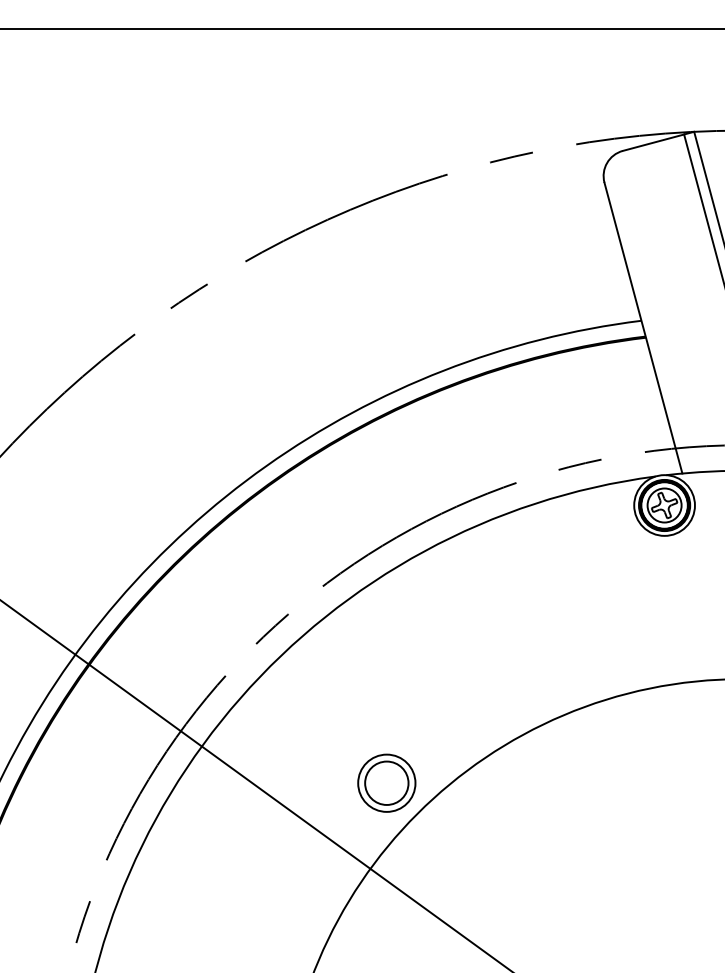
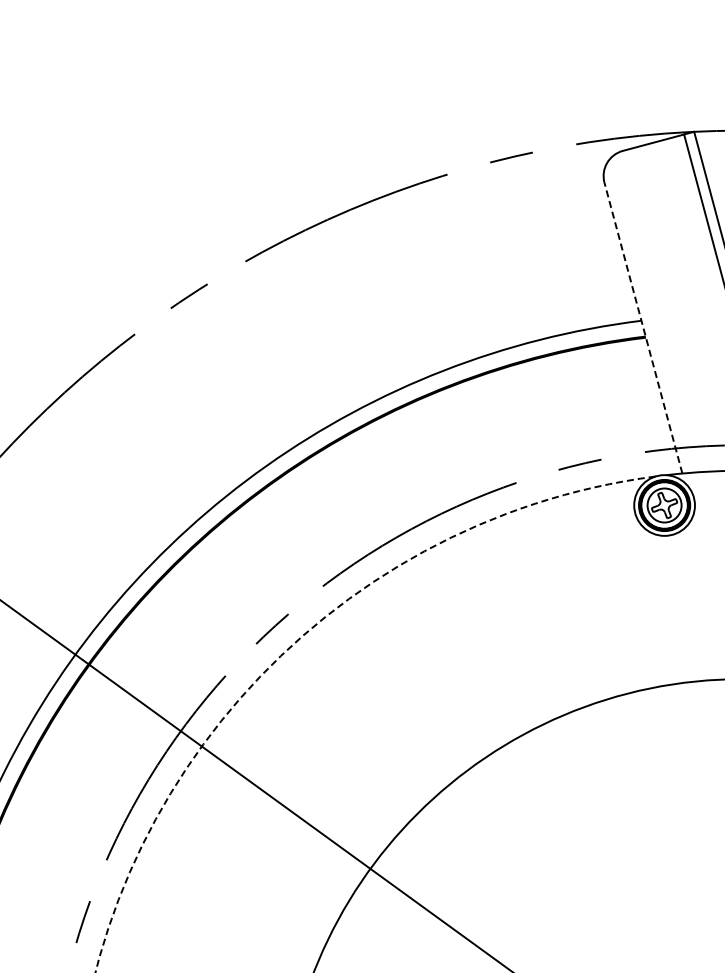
line: present -> none (361, 29)
line: solid -> dashed (643, 327)
arc: solid -> dashed (299, 638)
part: present -> none (386, 782)
